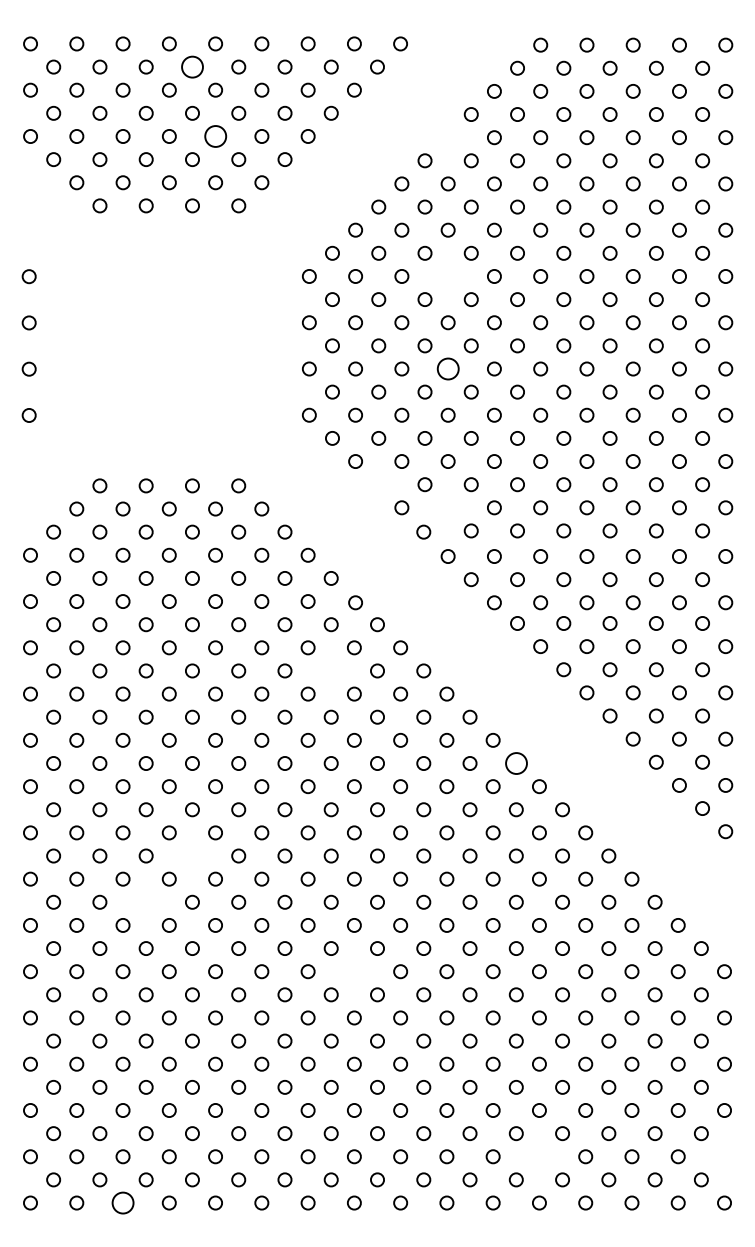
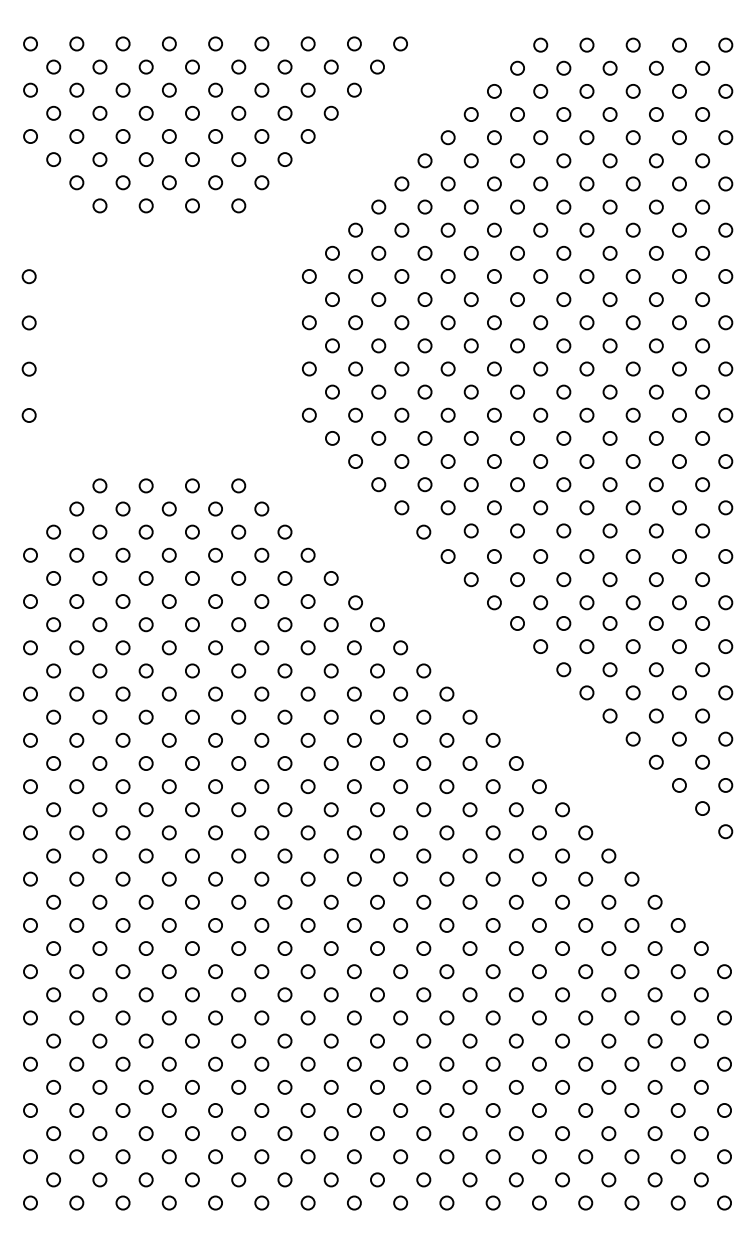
circle size: 23x24 px -> 15x16 px (192, 66)
circle size: 24x23 px -> 15x15 px (215, 136)
circle: none -> present (447, 137)
circle: none -> present (447, 276)
circle size: 24x24 px -> 16x16 px (447, 368)
circle: none -> present (378, 484)
circle: none -> present (447, 507)
circle: none -> present (330, 670)
circle size: 23x23 px -> 16x15 px (515, 763)
circle: none -> present (192, 855)
circle: none -> present (145, 901)
circle: none -> present (354, 971)
circle: none -> present (539, 1156)
circle: none -> present (724, 1156)
circle size: 24x24 px -> 16x16 px (122, 1202)
